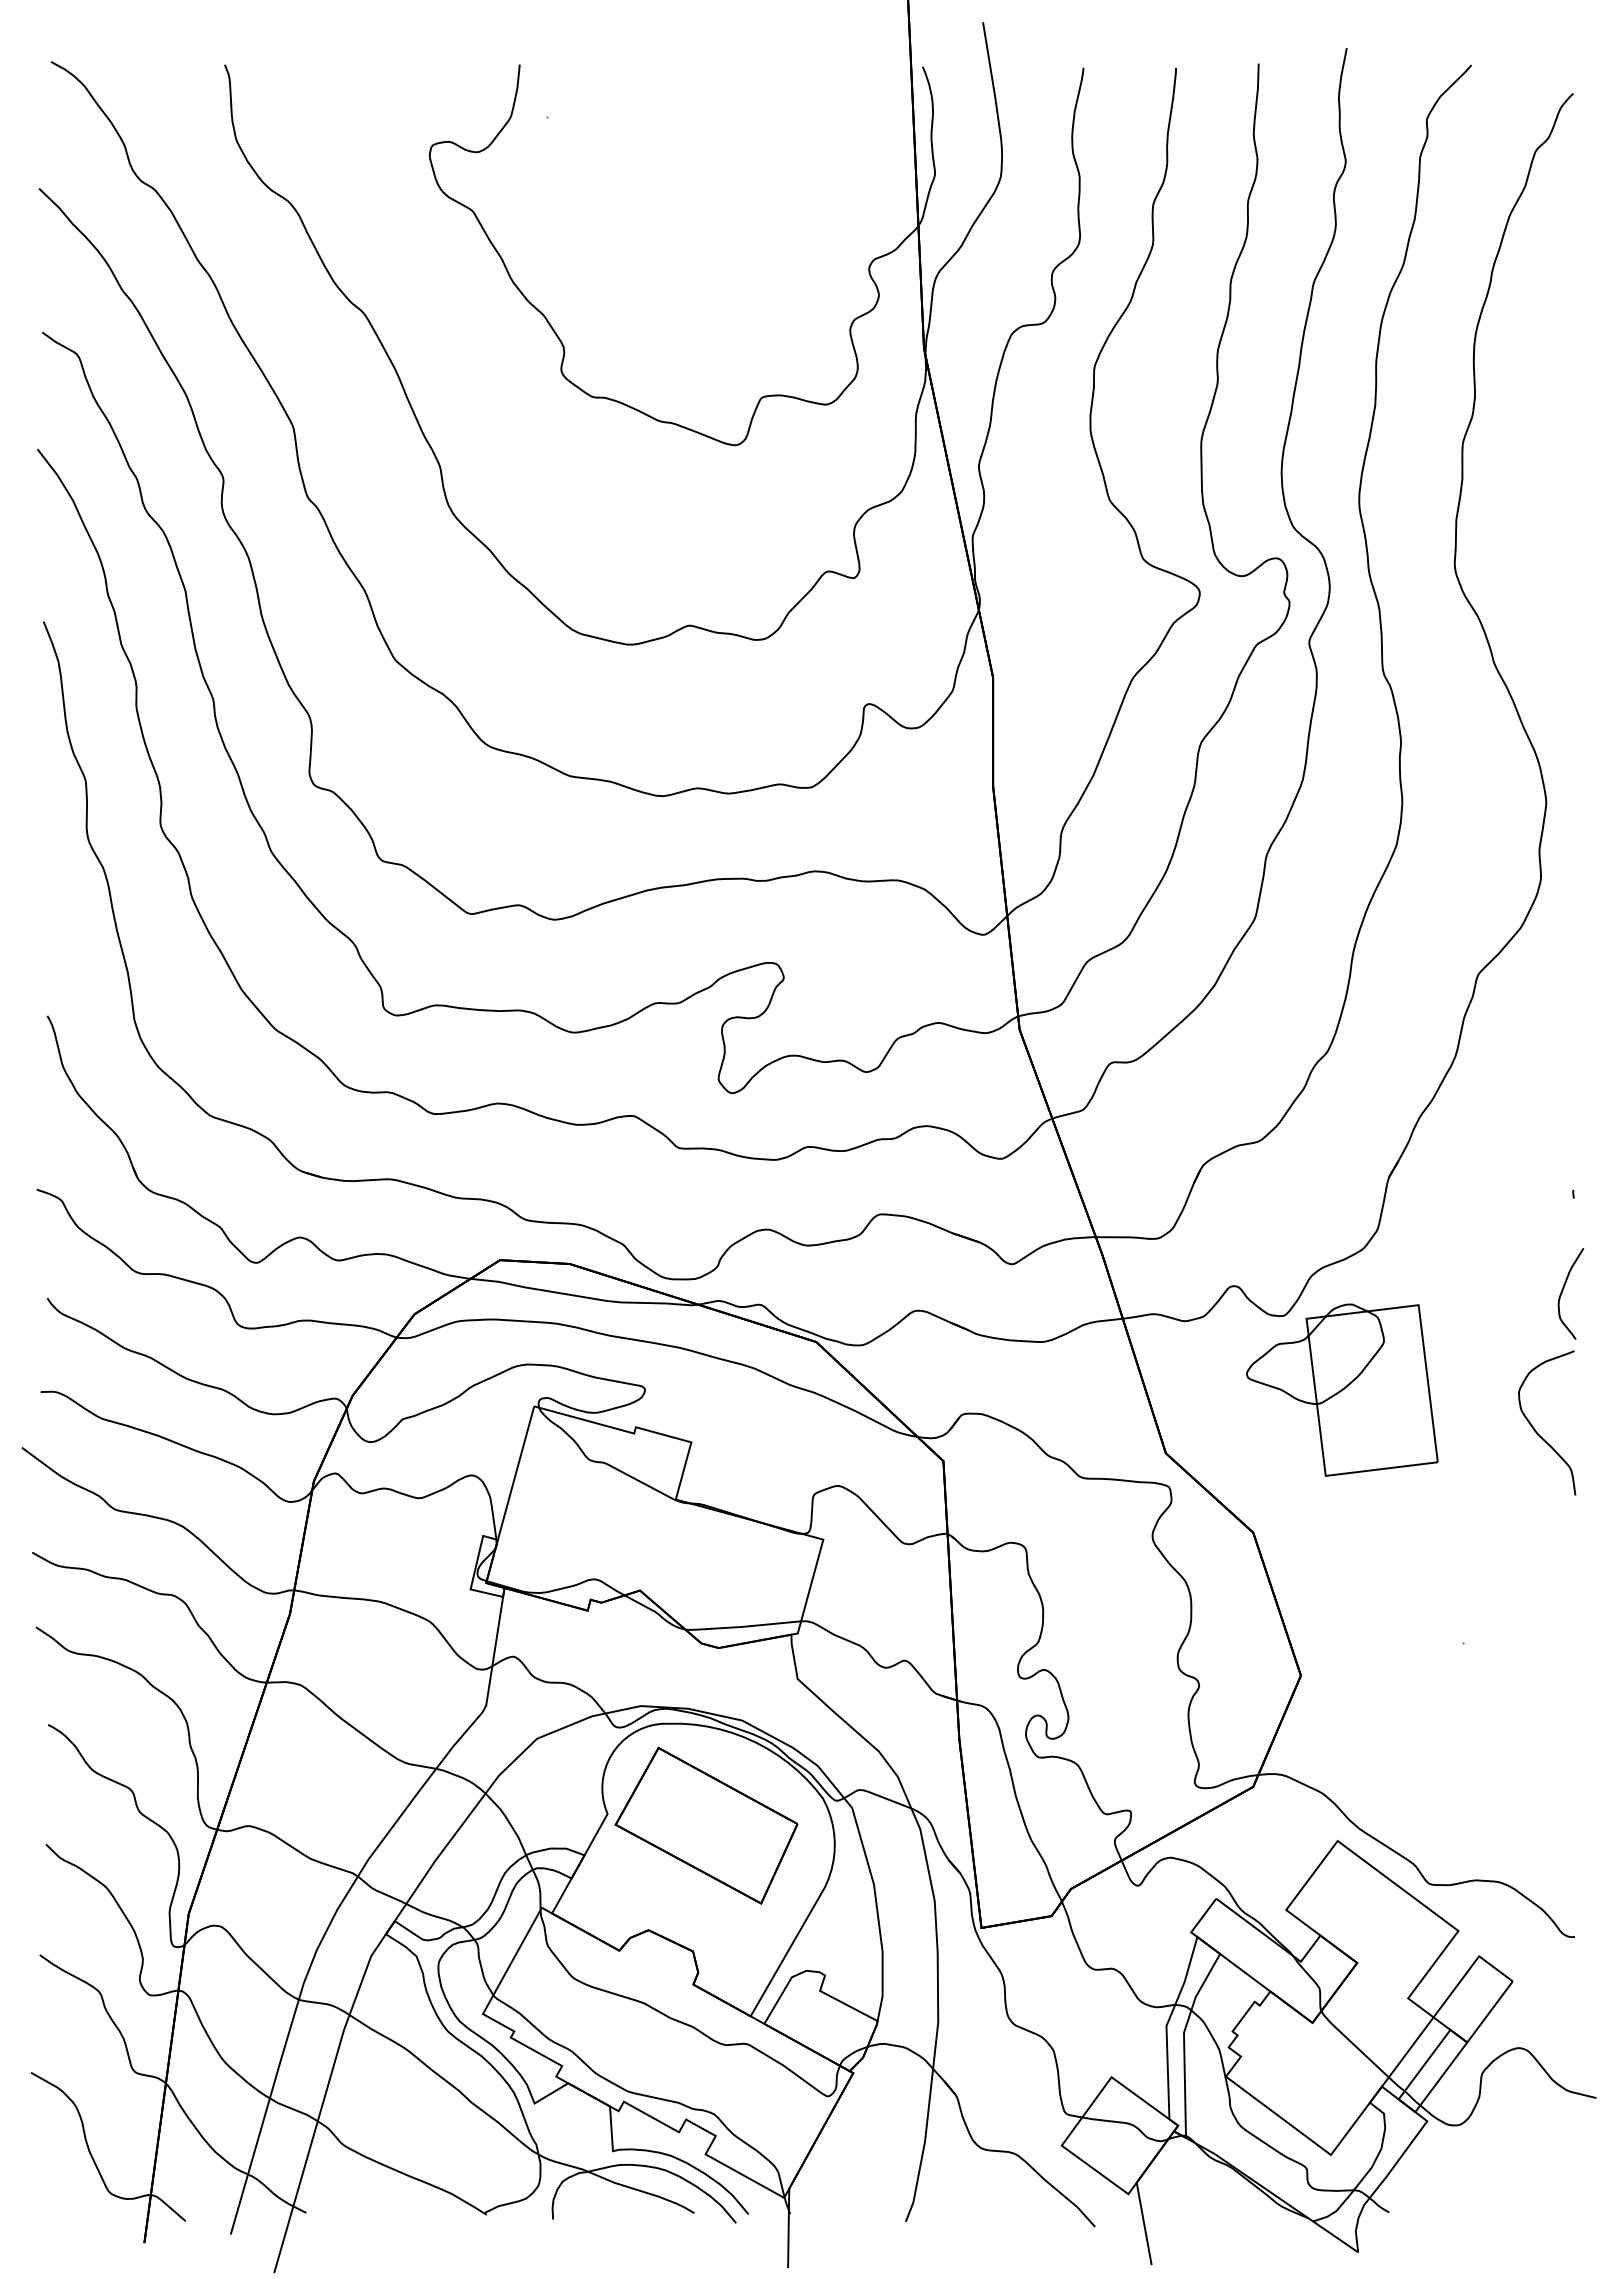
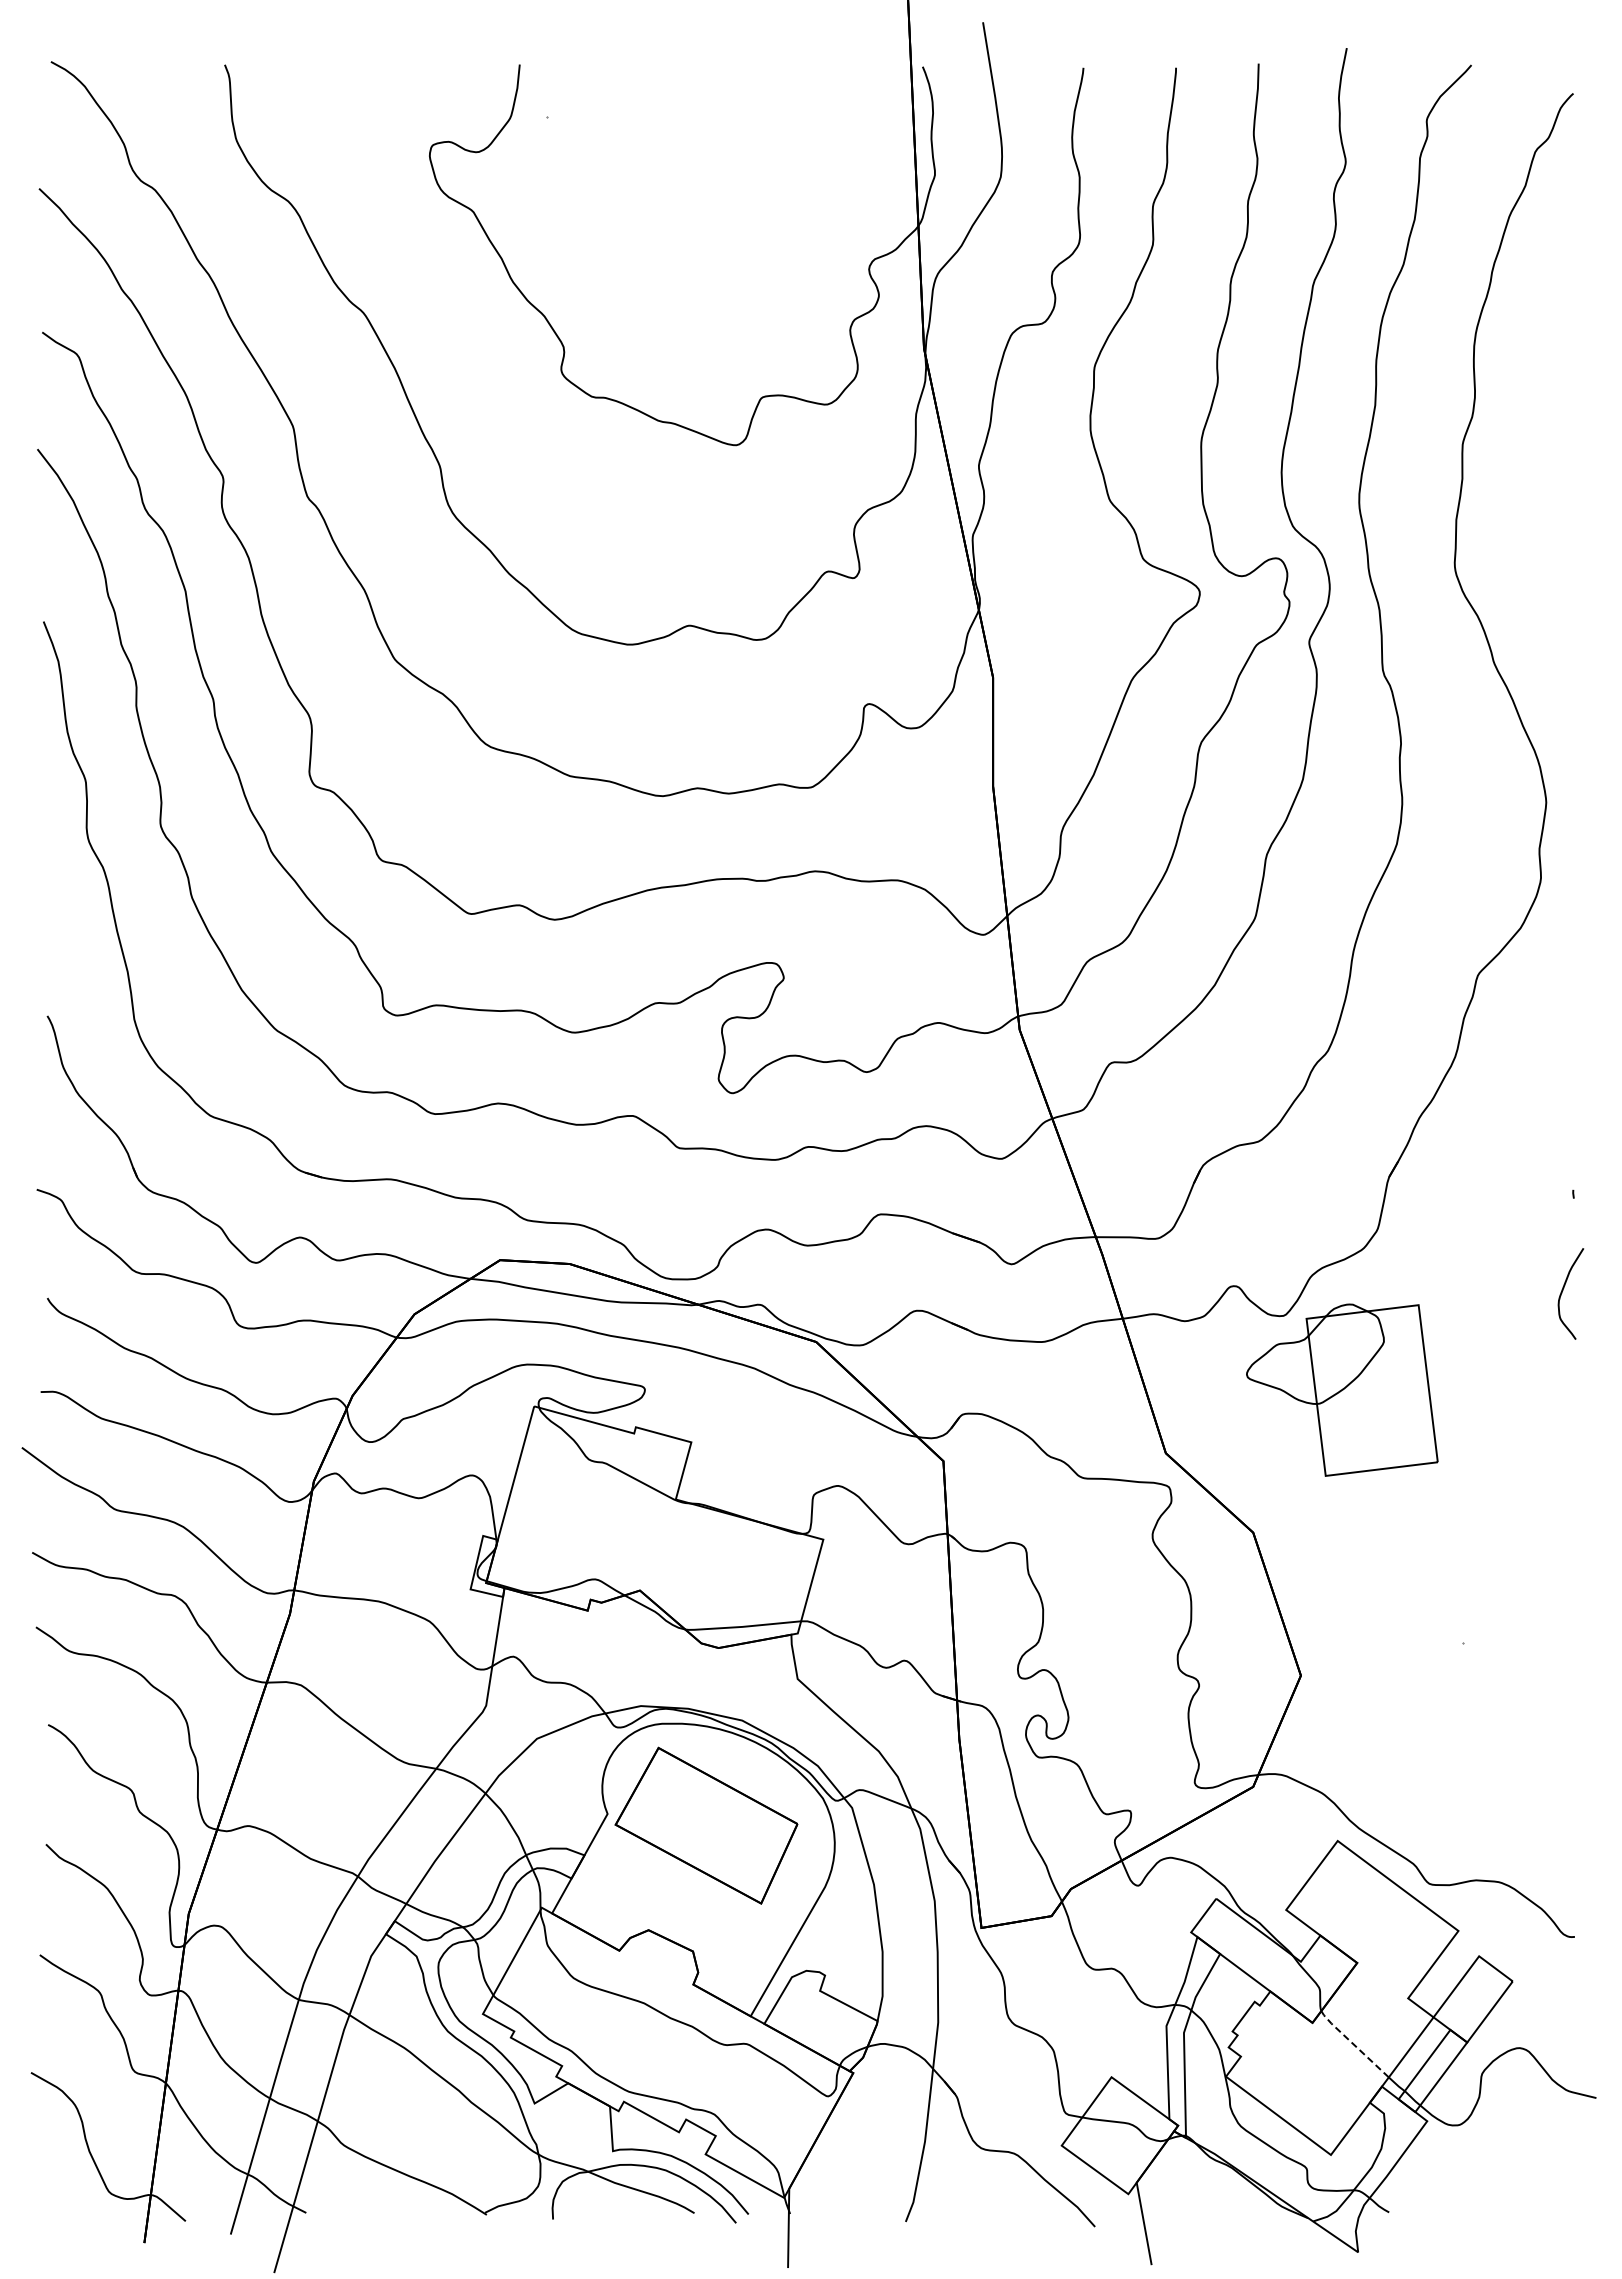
curve: present -> none (1536, 1430)
line: solid -> dashed (1353, 2044)
